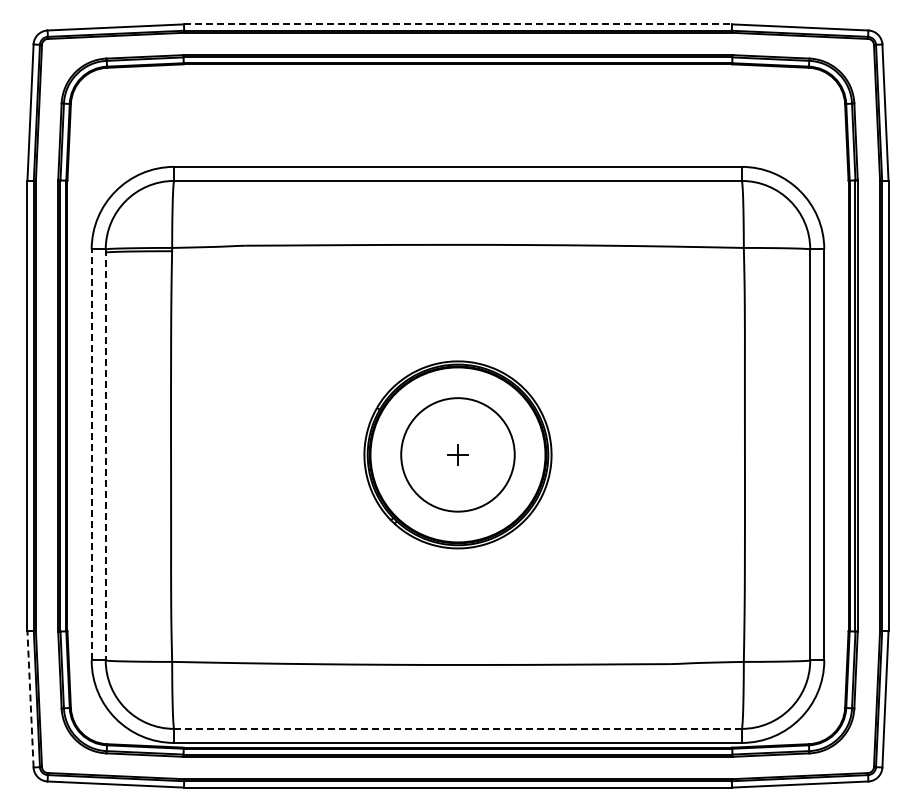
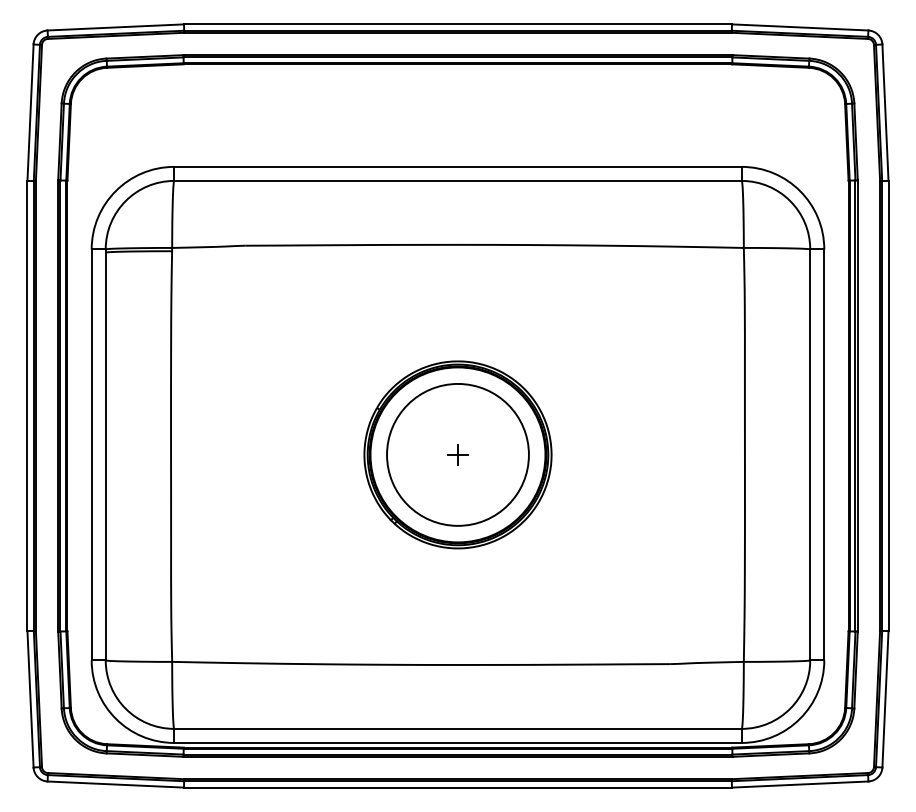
line: dashed -> solid (458, 24)
line: dashed -> solid (91, 454)
circle diameter: 114 px -> 142 px (457, 454)
line: dashed -> solid (105, 455)
line: dashed -> solid (30, 698)
line: dashed -> solid (457, 728)
